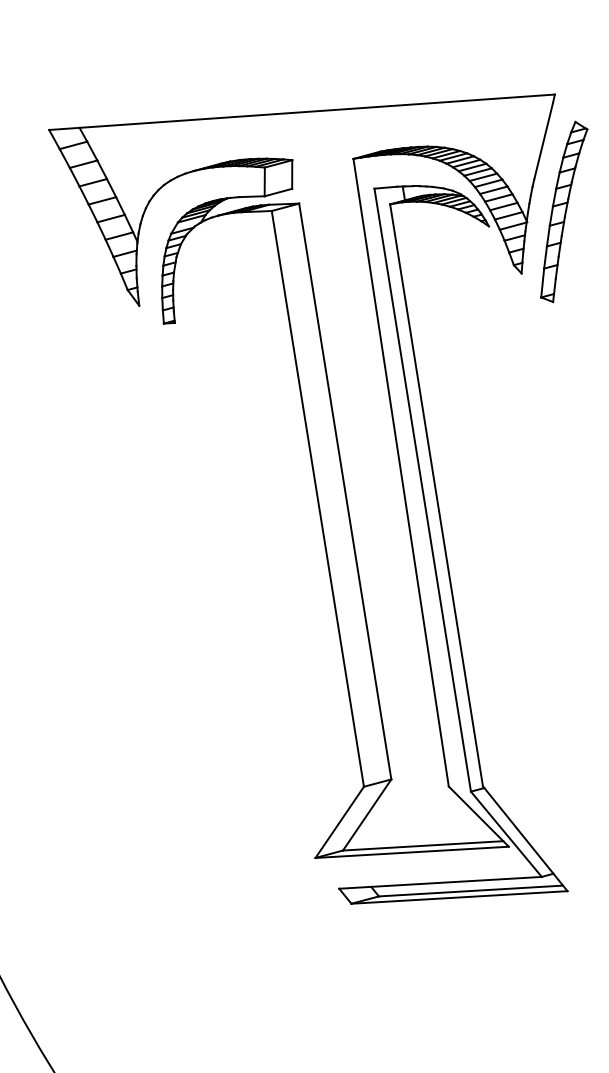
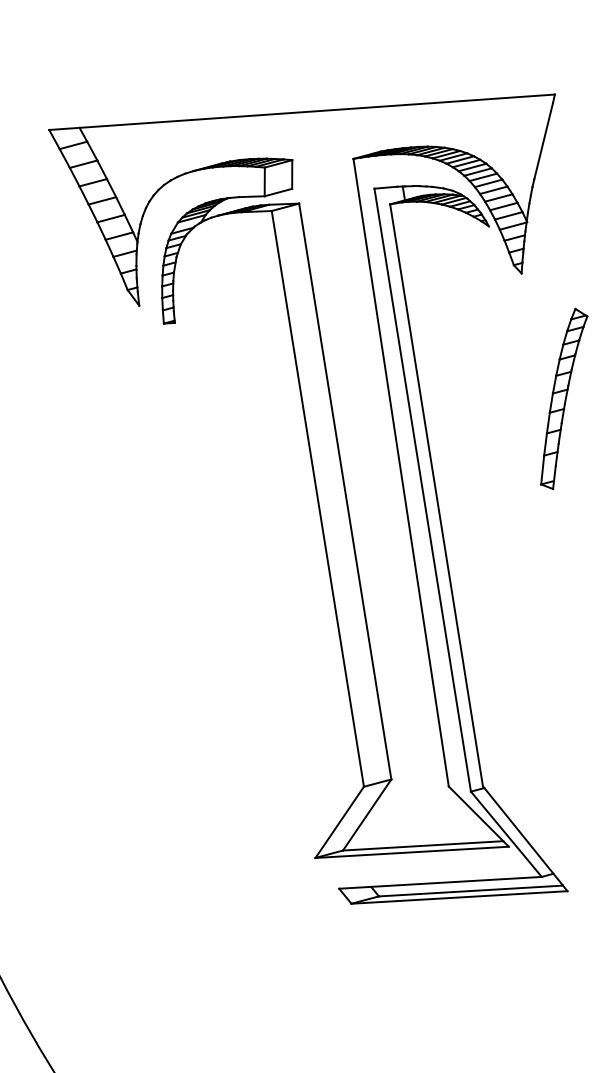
part position: (564, 211) -> (564, 398) (564, 398)
